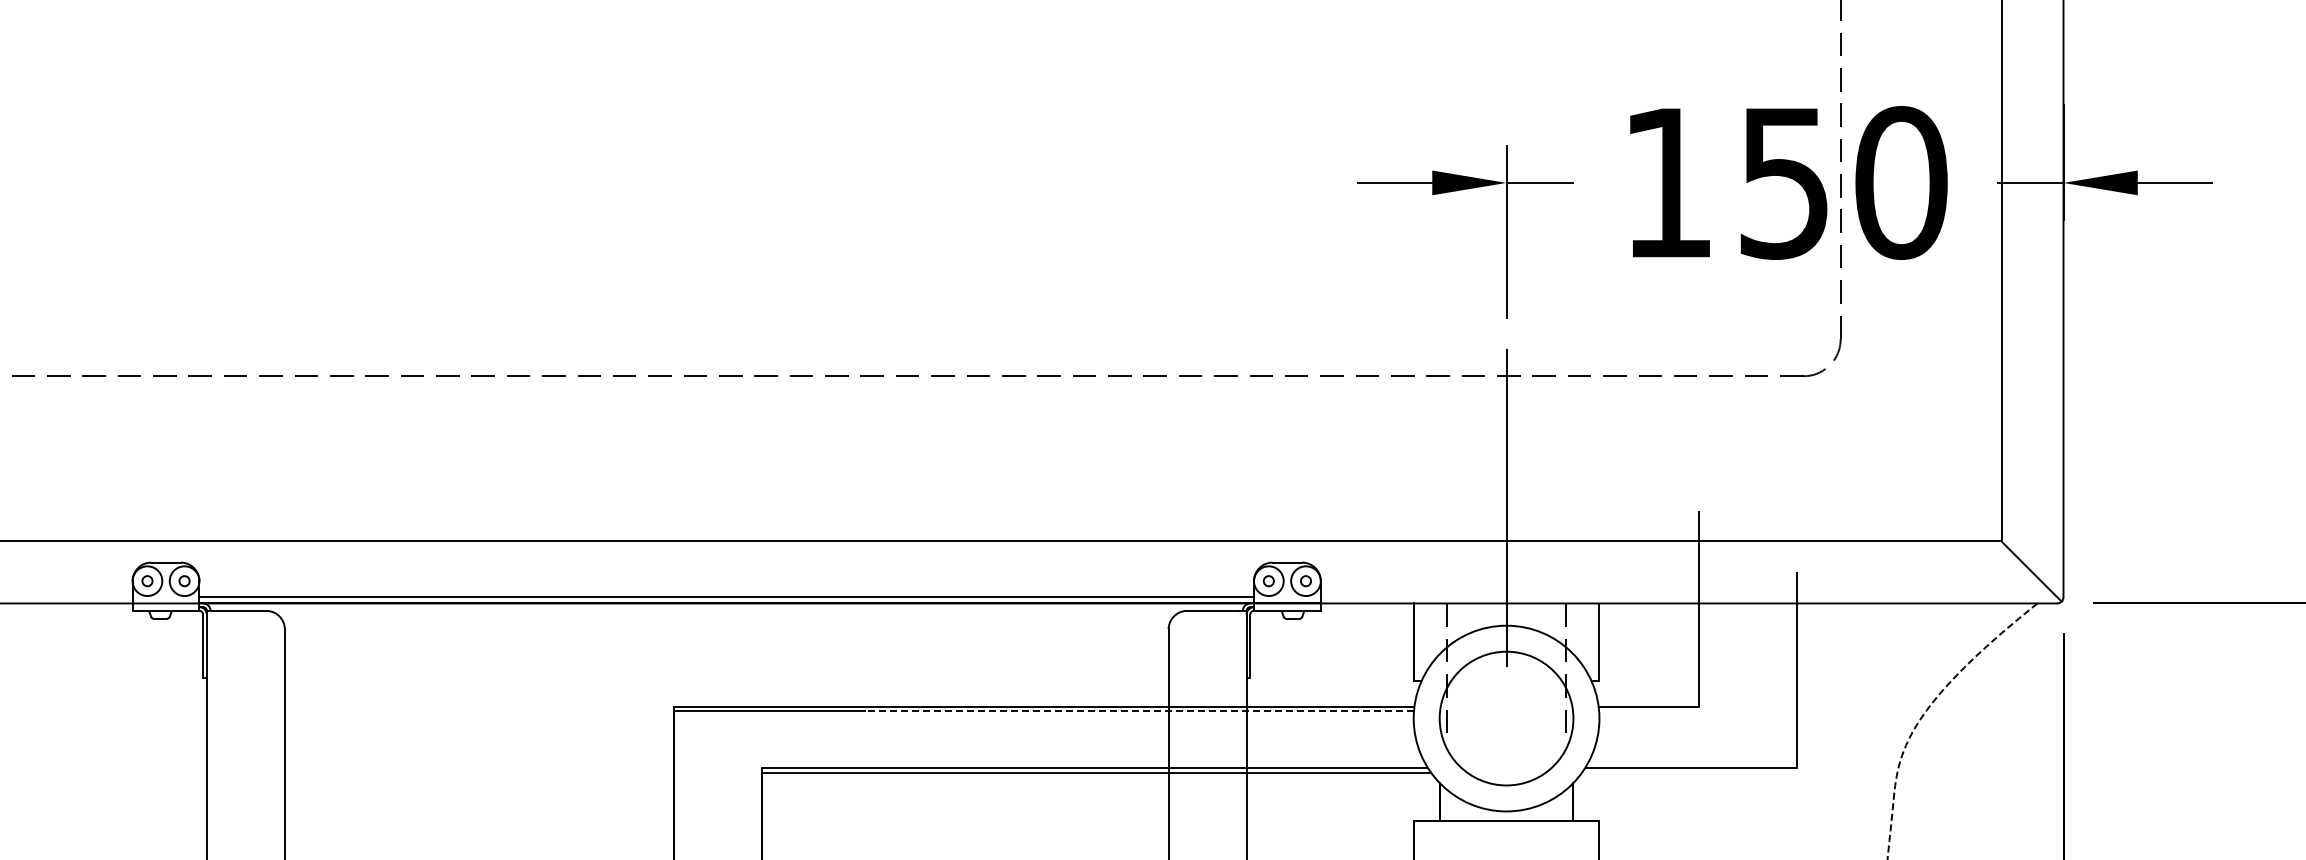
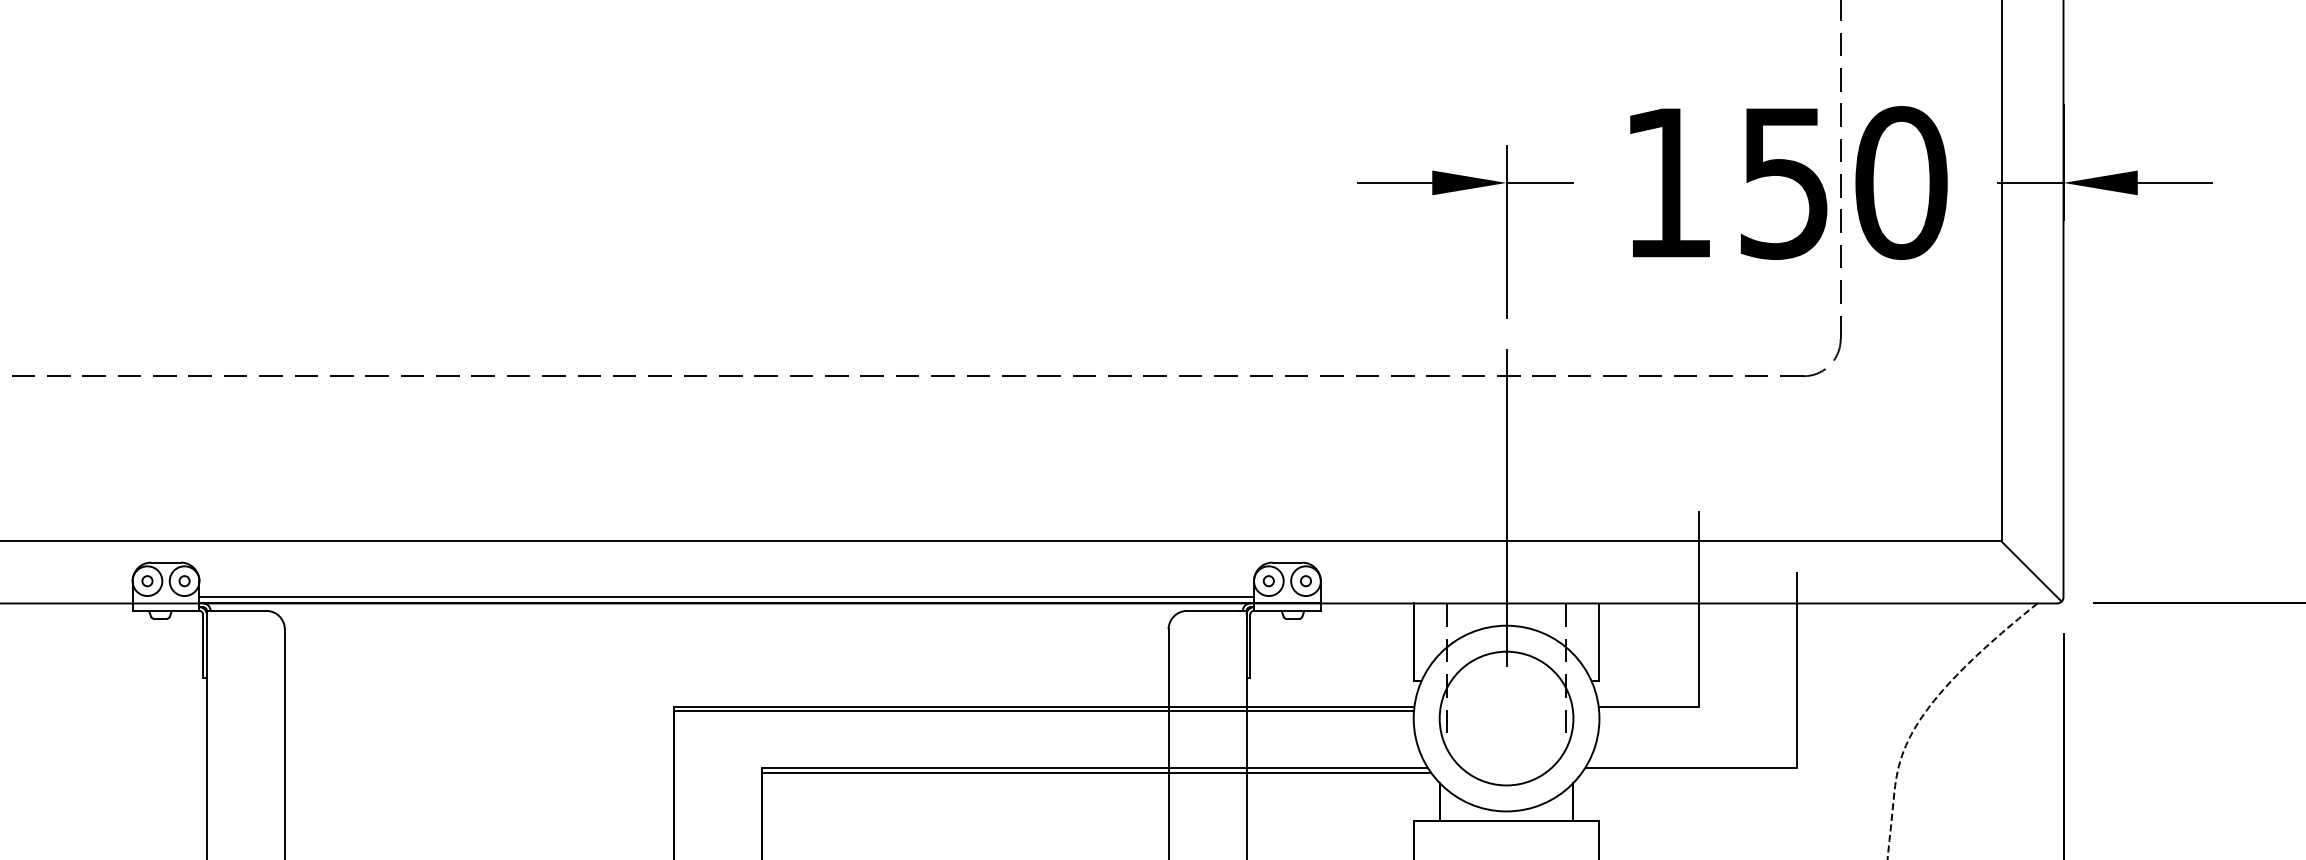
line: dashed -> solid (1140, 711)
